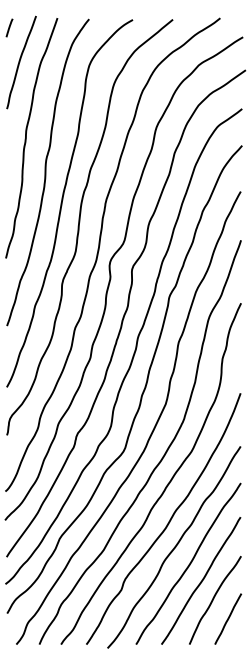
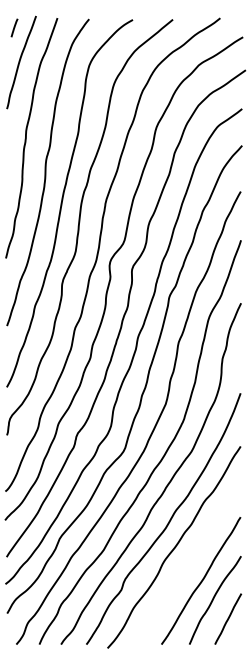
line position: (9, 27) -> (14, 27) (14, 27)
curve: present -> none (189, 563)
